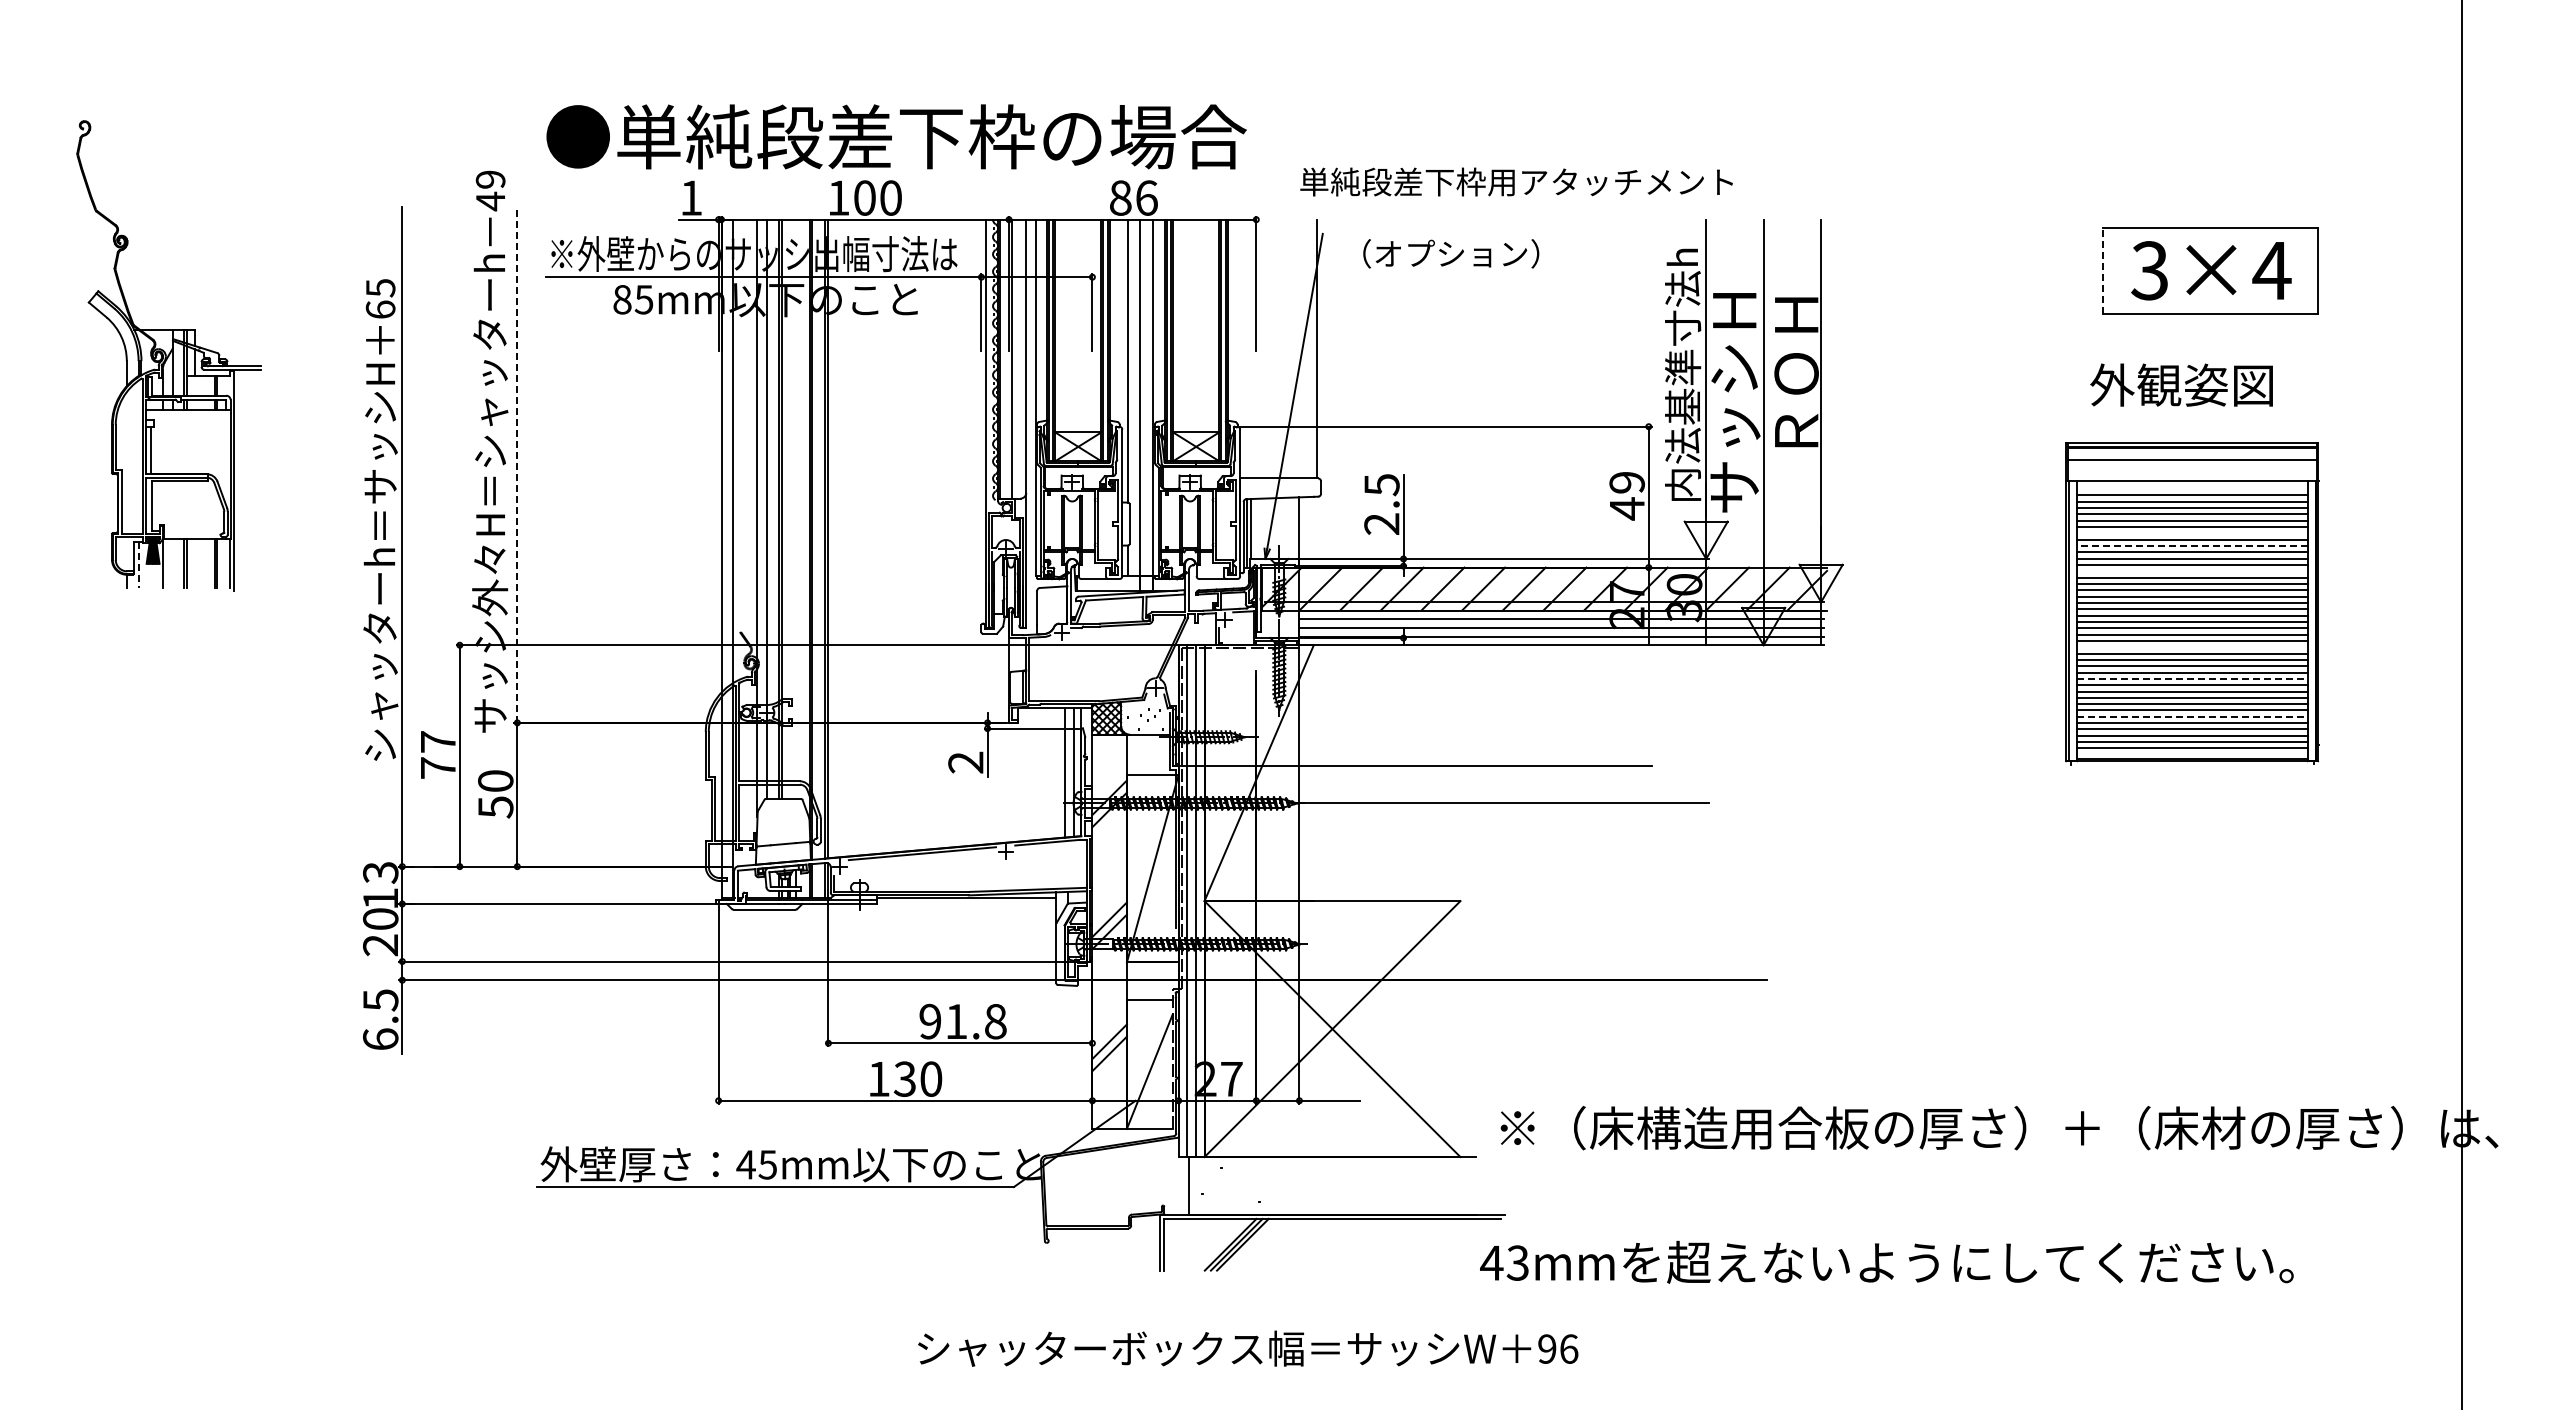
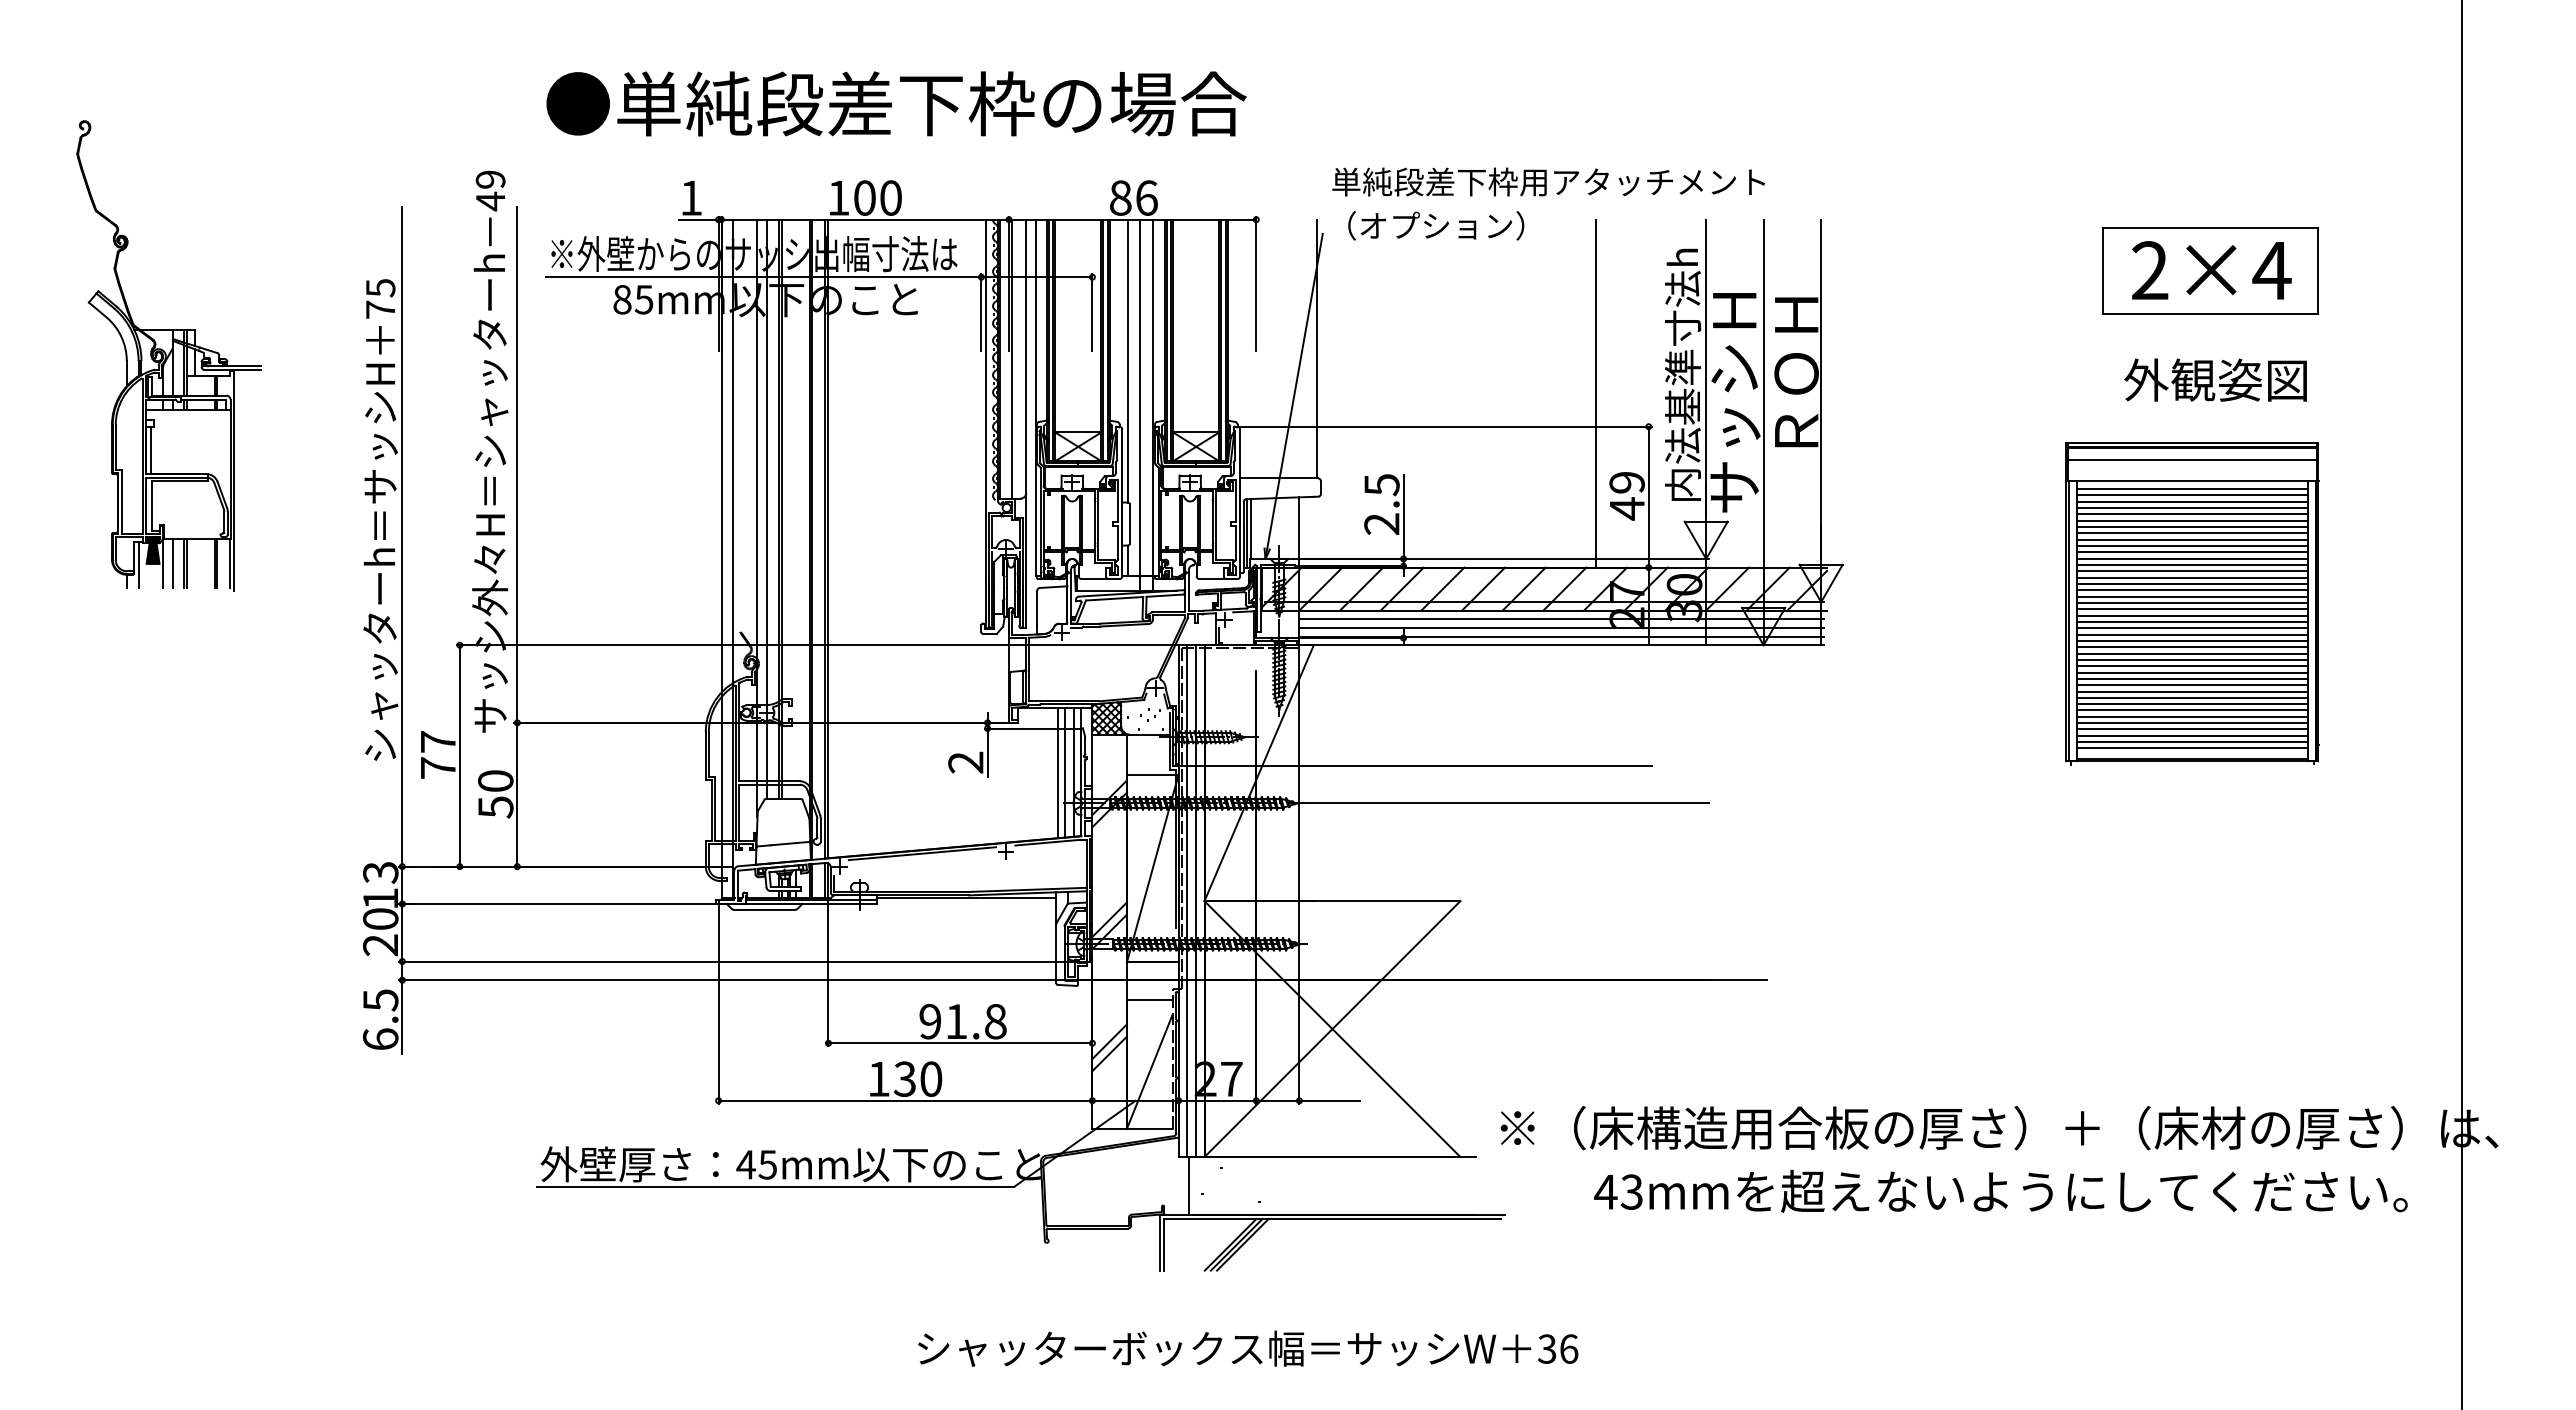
text position: (896, 136) -> (896, 103) (896, 103)
text position: (1516, 181) -> (1548, 181) (1548, 181)
text position: (1451, 253) -> (1436, 225) (1436, 225)
line: dashed -> solid (2102, 270)
text: 3×4 -> 2×4 (2149, 270)
text: 65 -> 75 (380, 309)
text position: (2181, 384) -> (2215, 379) (2215, 379)
line: none -> present (1595, 393)
line: dashed -> solid (517, 464)
line: none -> present (2191, 489)
line: none -> present (2191, 533)
line: dashed -> solid (2191, 546)
line: none -> present (172, 563)
line: dashed -> solid (138, 565)
line: none -> present (2191, 571)
line: none -> present (2191, 647)
line: dashed -> solid (2192, 678)
line: dashed -> solid (2192, 716)
line: none -> present (1057, 773)
text position: (1886, 1261) -> (2000, 1190) (2000, 1190)
text: 96 -> 36 (1547, 1348)
